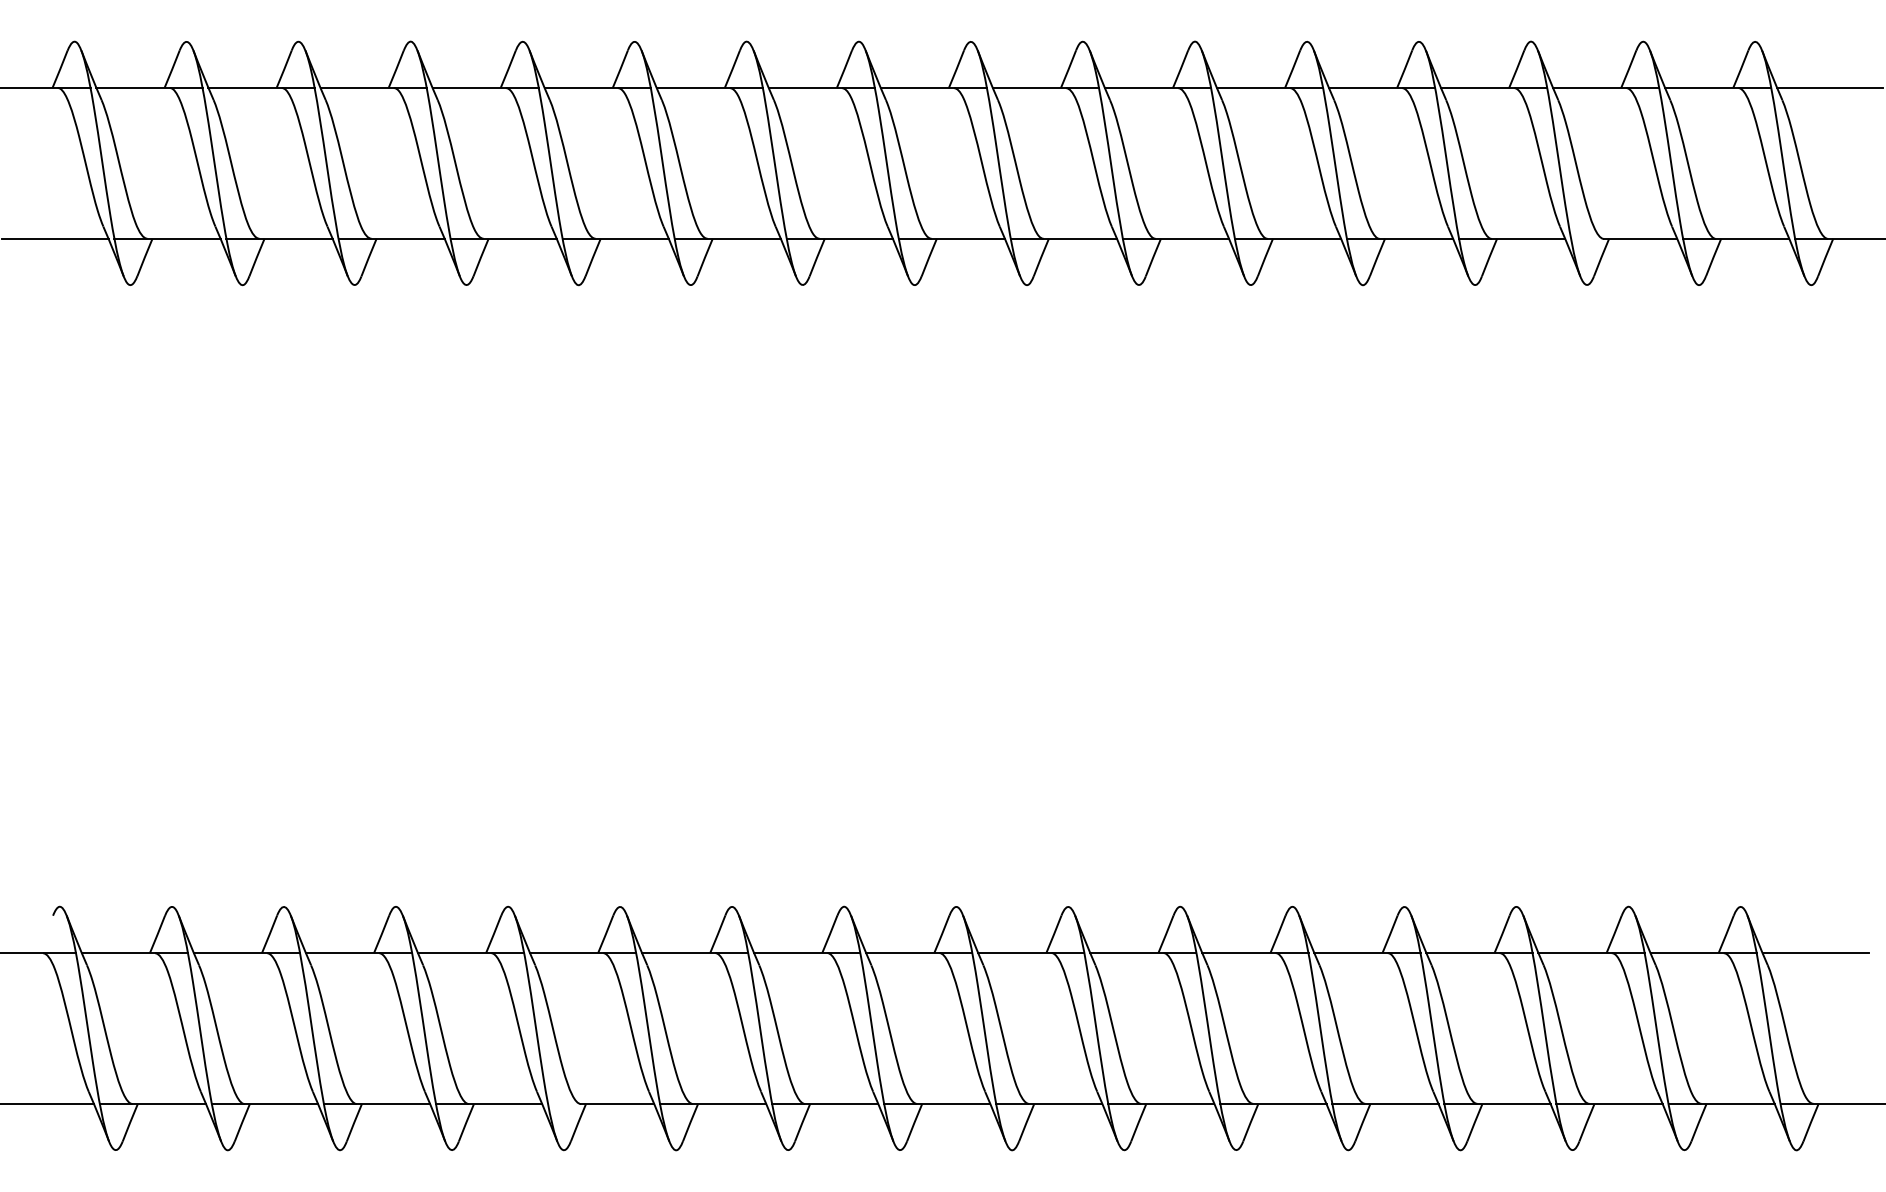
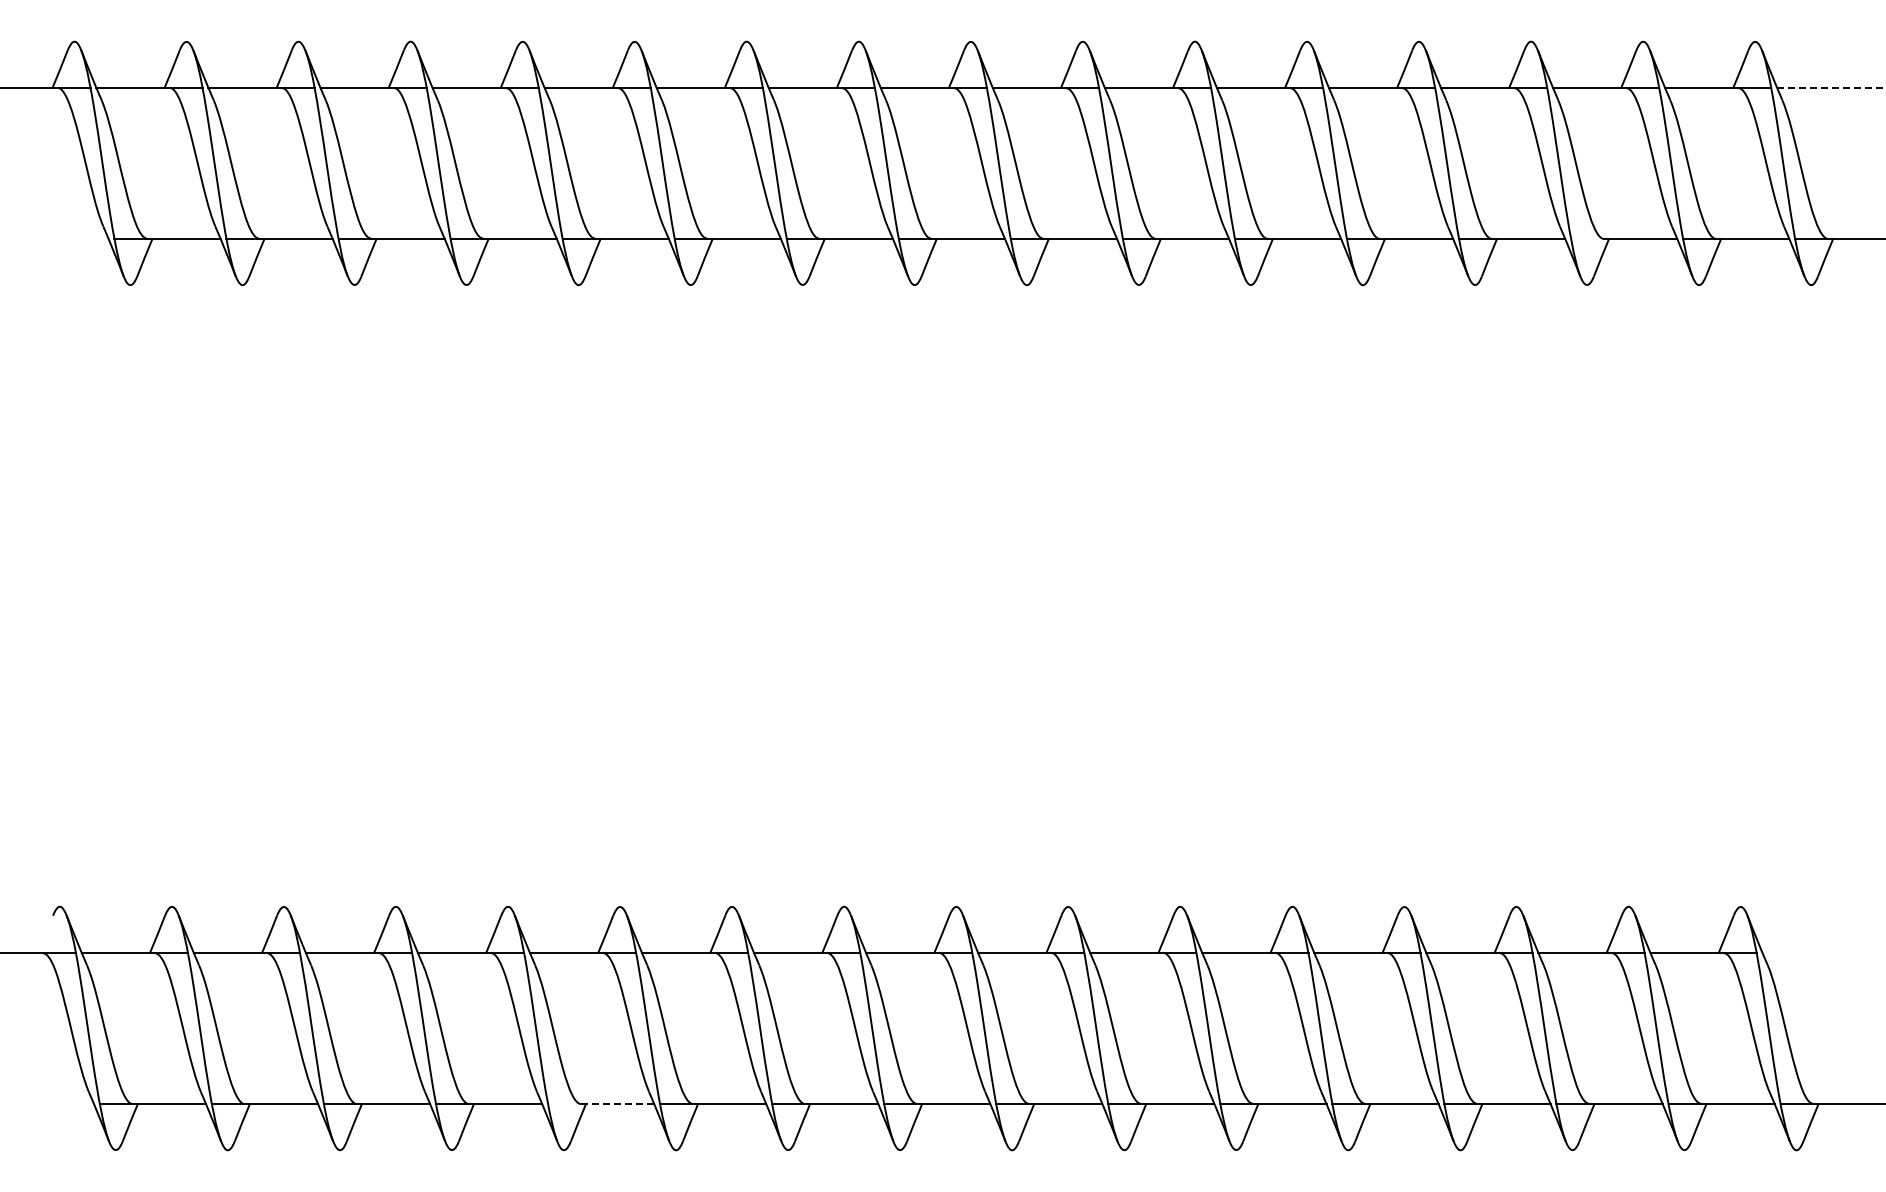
line: solid -> dashed (1830, 87)
line: present -> none (55, 238)
line: present -> none (1815, 953)
line: present -> none (47, 1104)
line: solid -> dashed (617, 1104)
